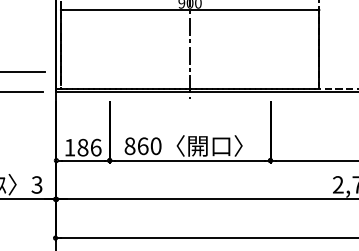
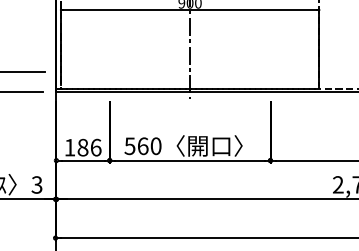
text: 860 -> 560 (129, 145)
